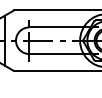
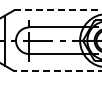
line: solid -> dashed (57, 10)
line: solid -> dashed (57, 70)
